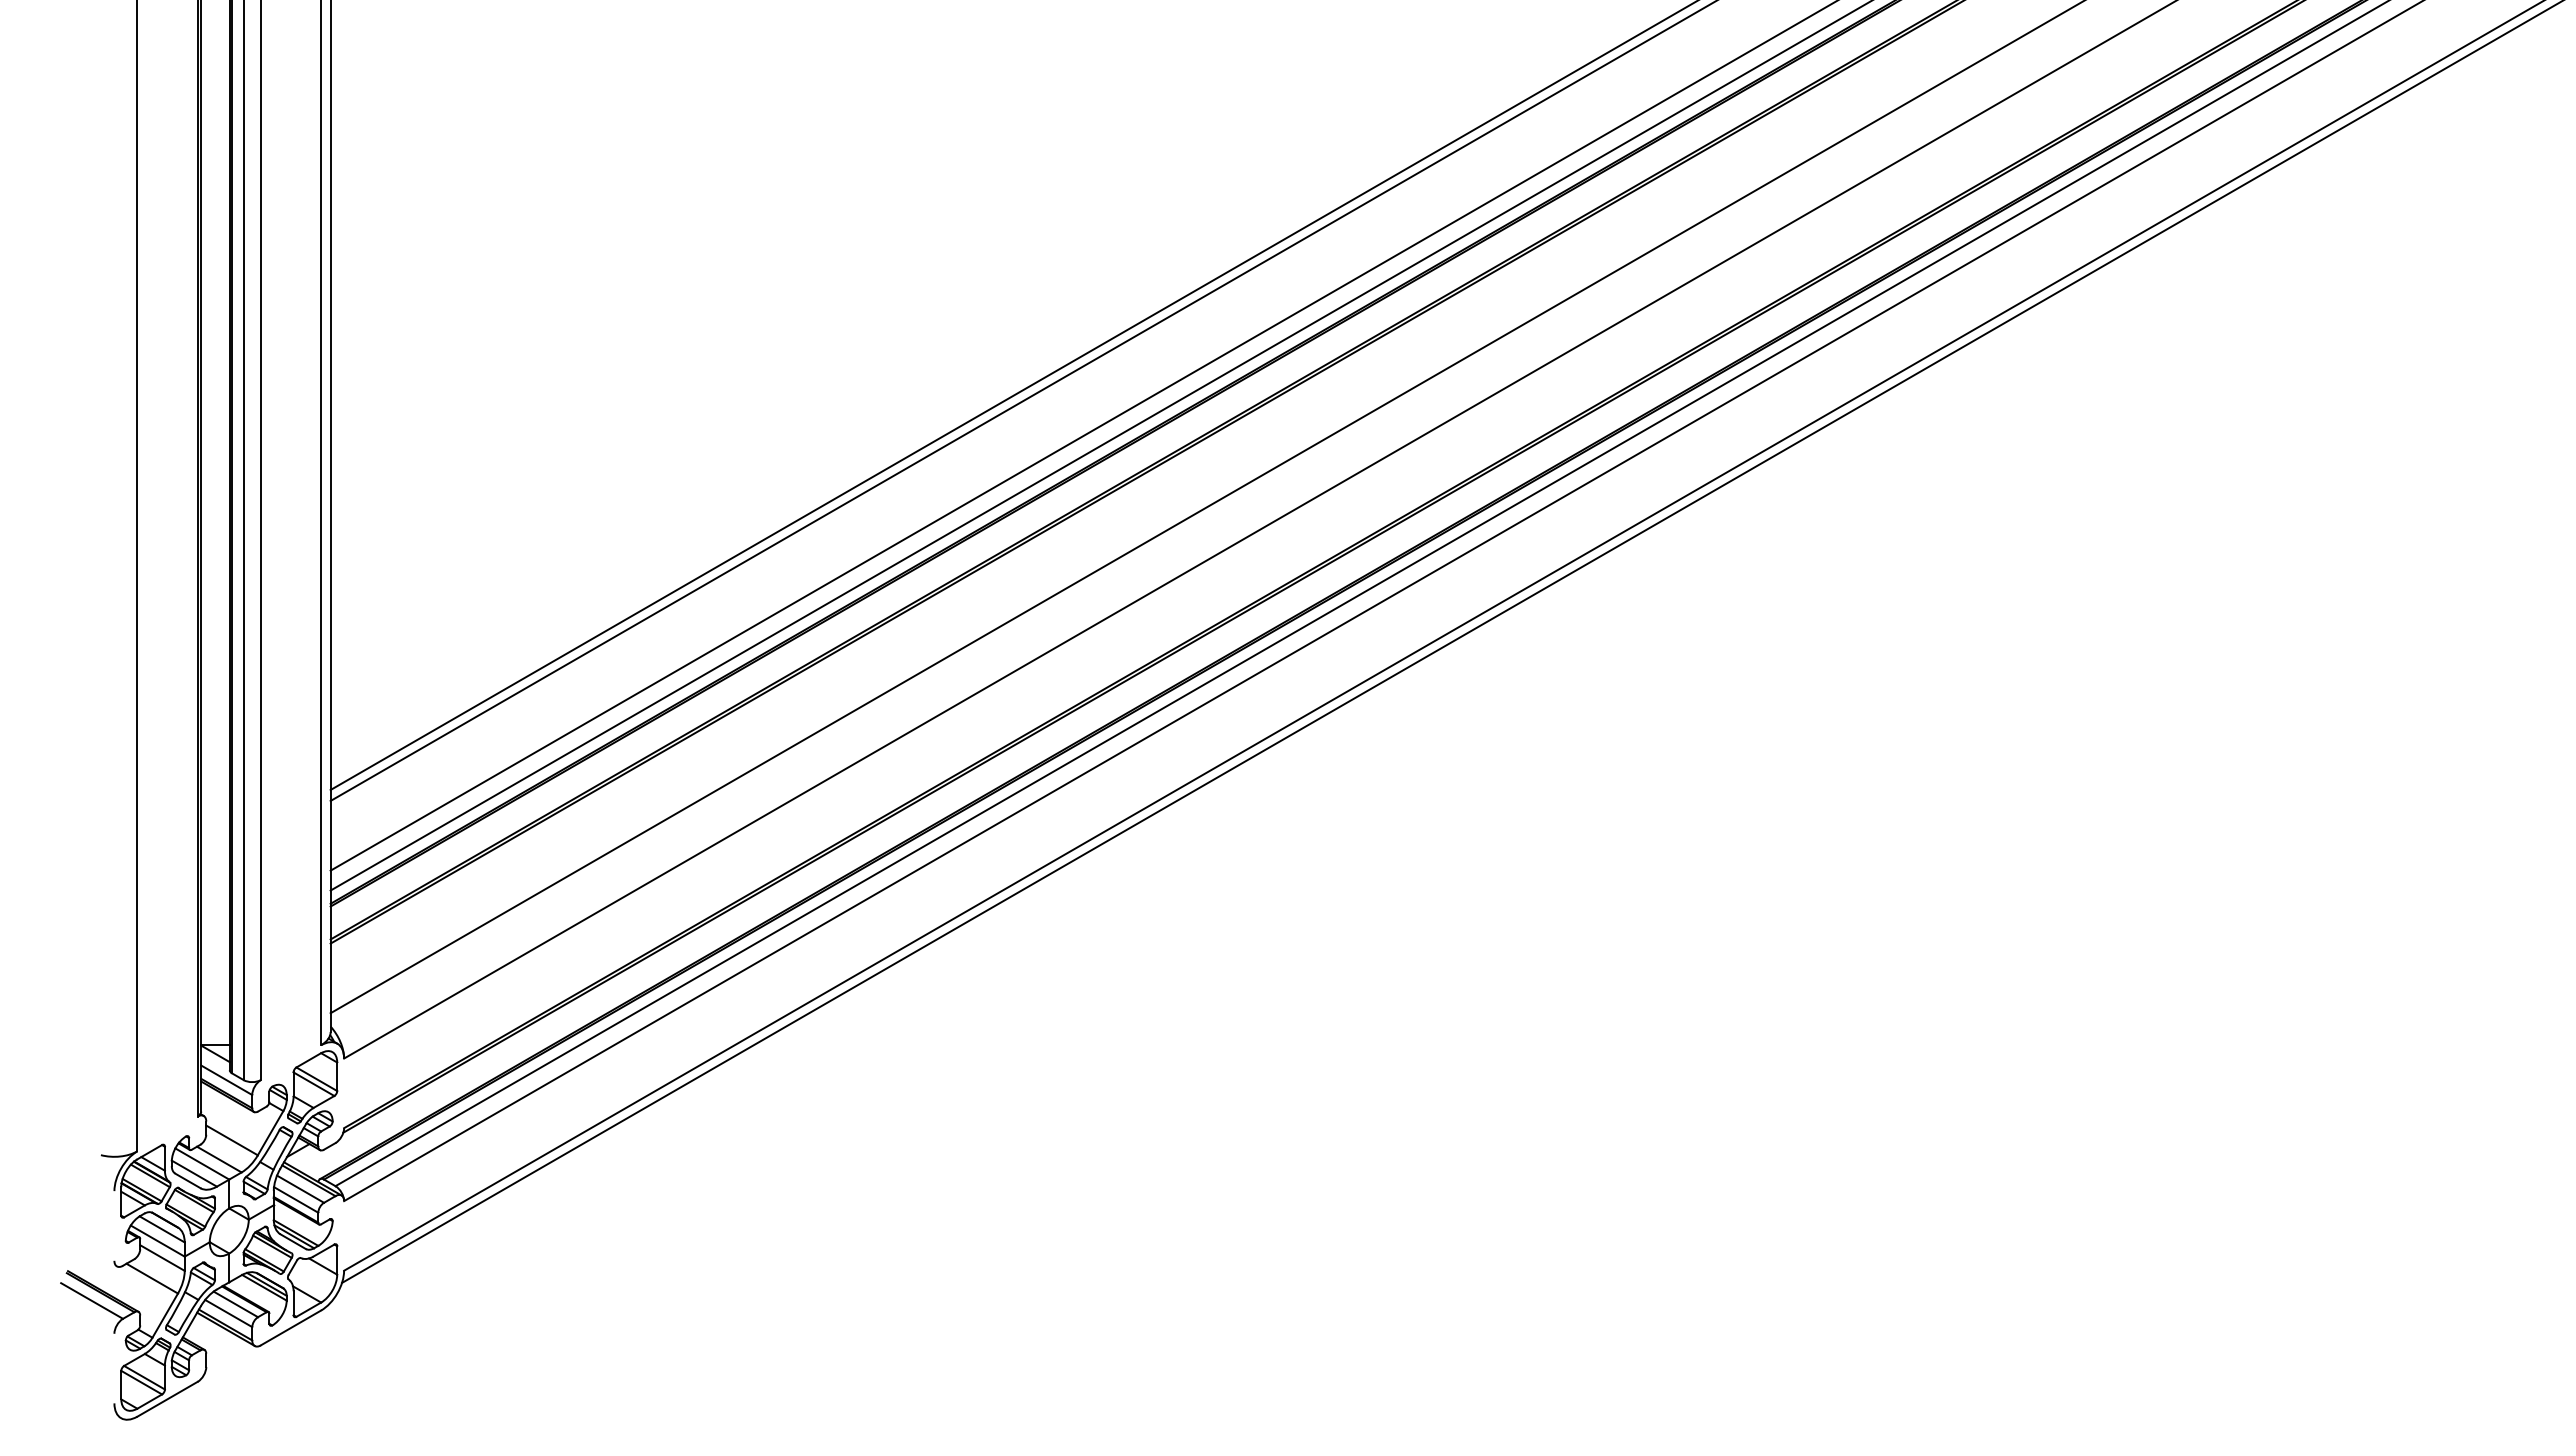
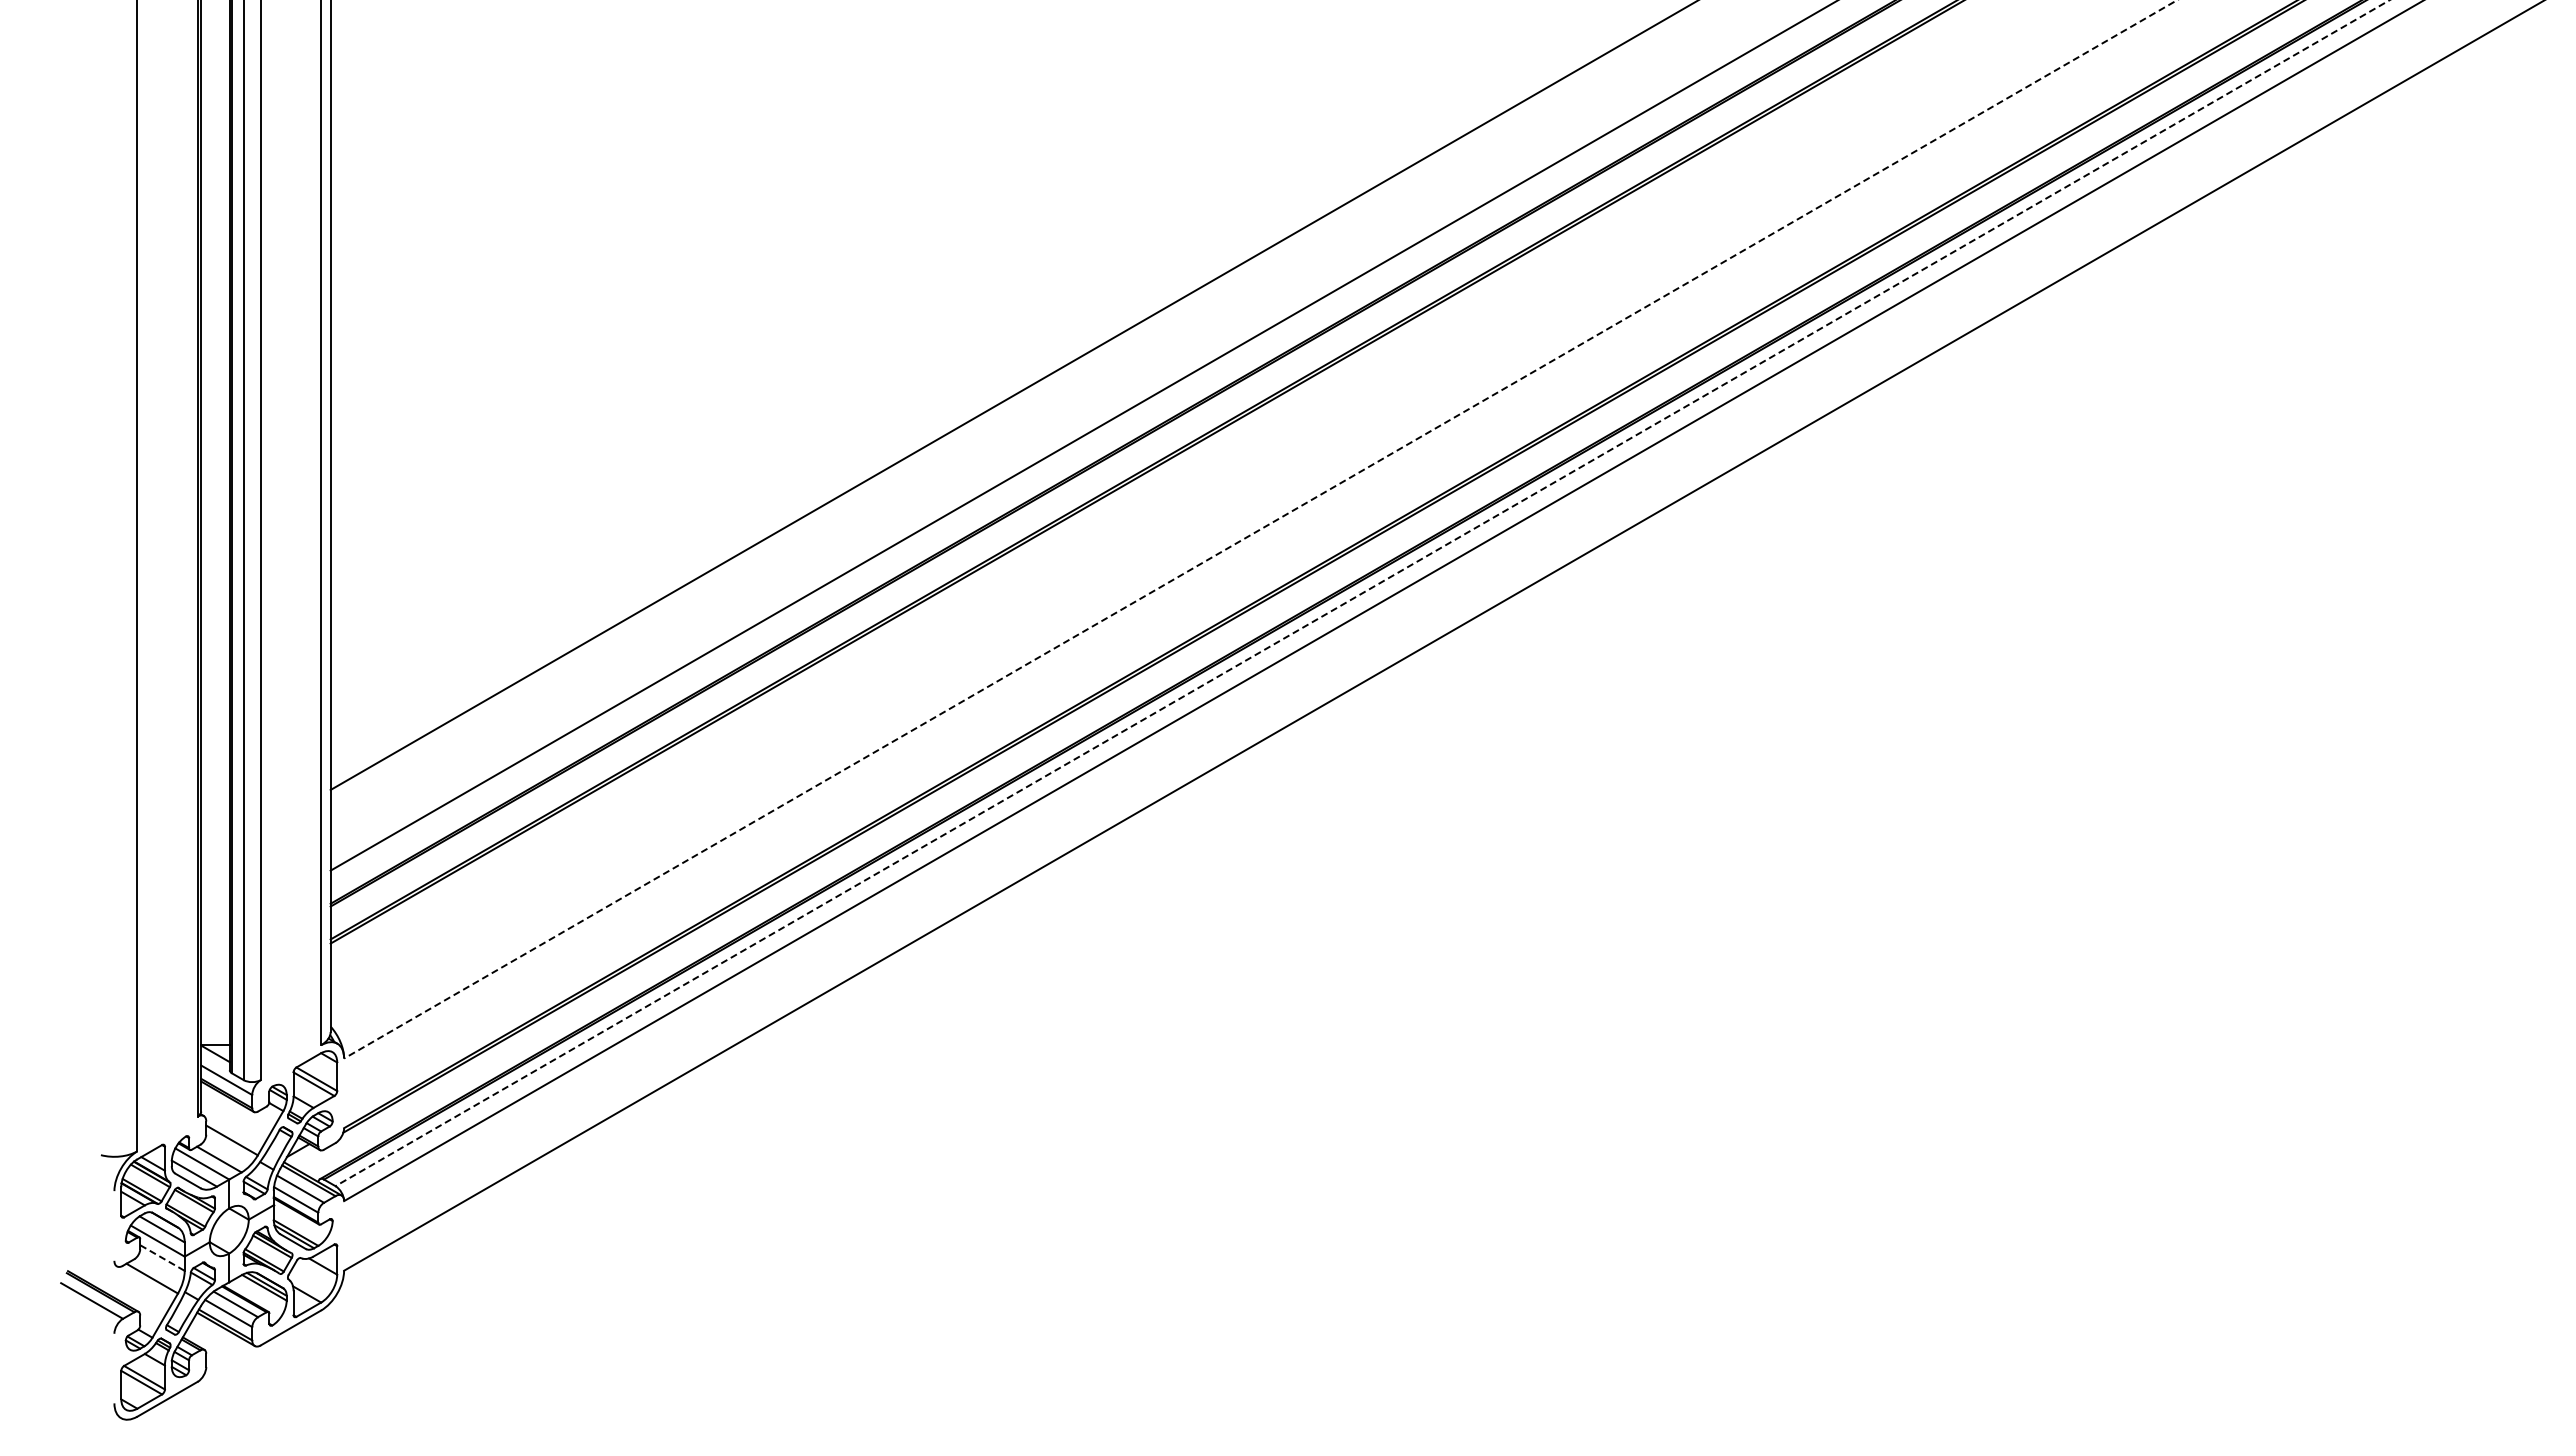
line: present -> none (1021, 401)
line: present -> none (1099, 446)
line: present -> none (1205, 507)
line: solid -> dashed (1260, 529)
line: solid -> dashed (1362, 593)
line: present -> none (1451, 642)
line: solid -> dashed (162, 1258)
